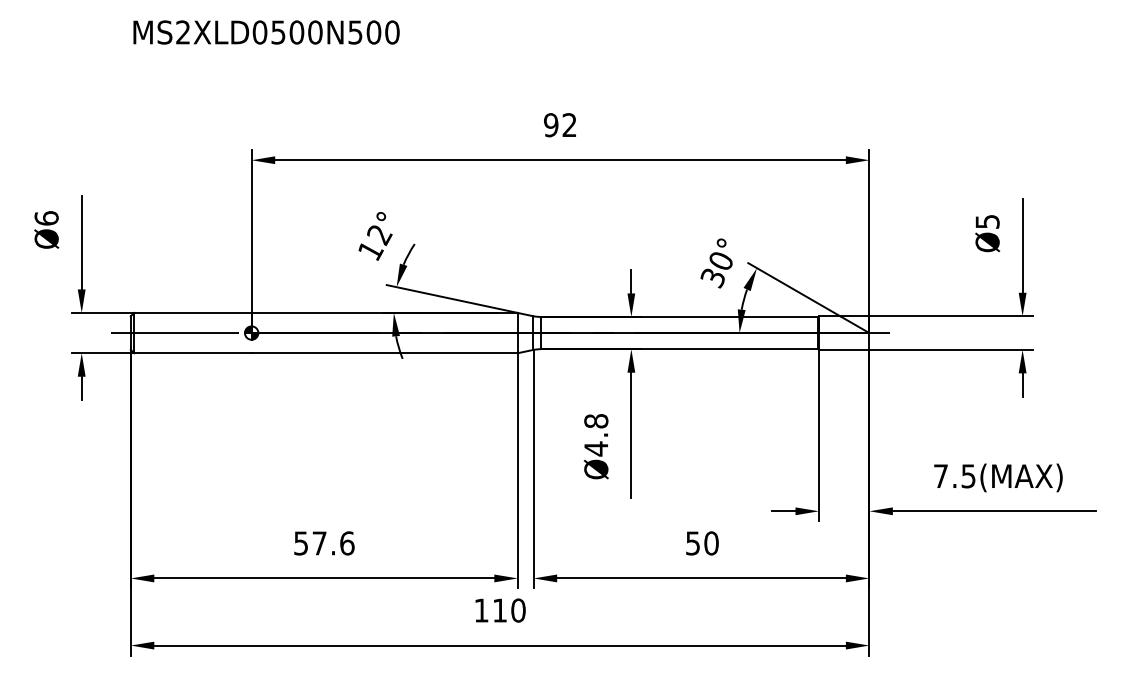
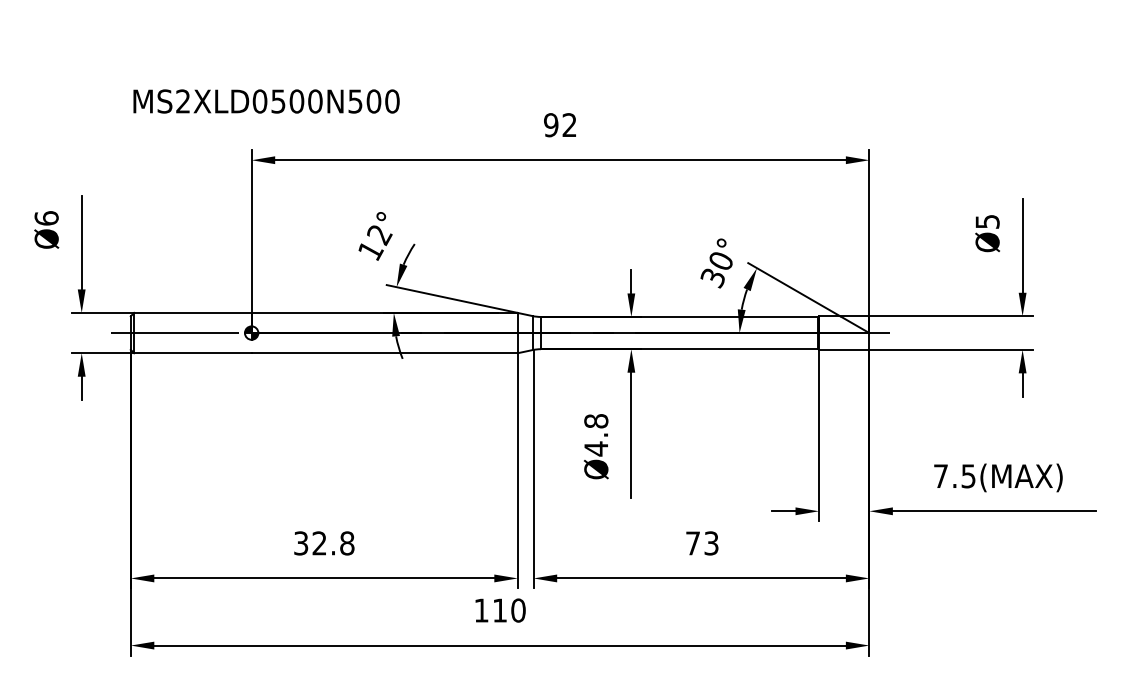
text position: (266, 32) -> (266, 101) (266, 101)
text: 57.6 -> 32.8 (324, 543)
text: 50 -> 73 (702, 543)
